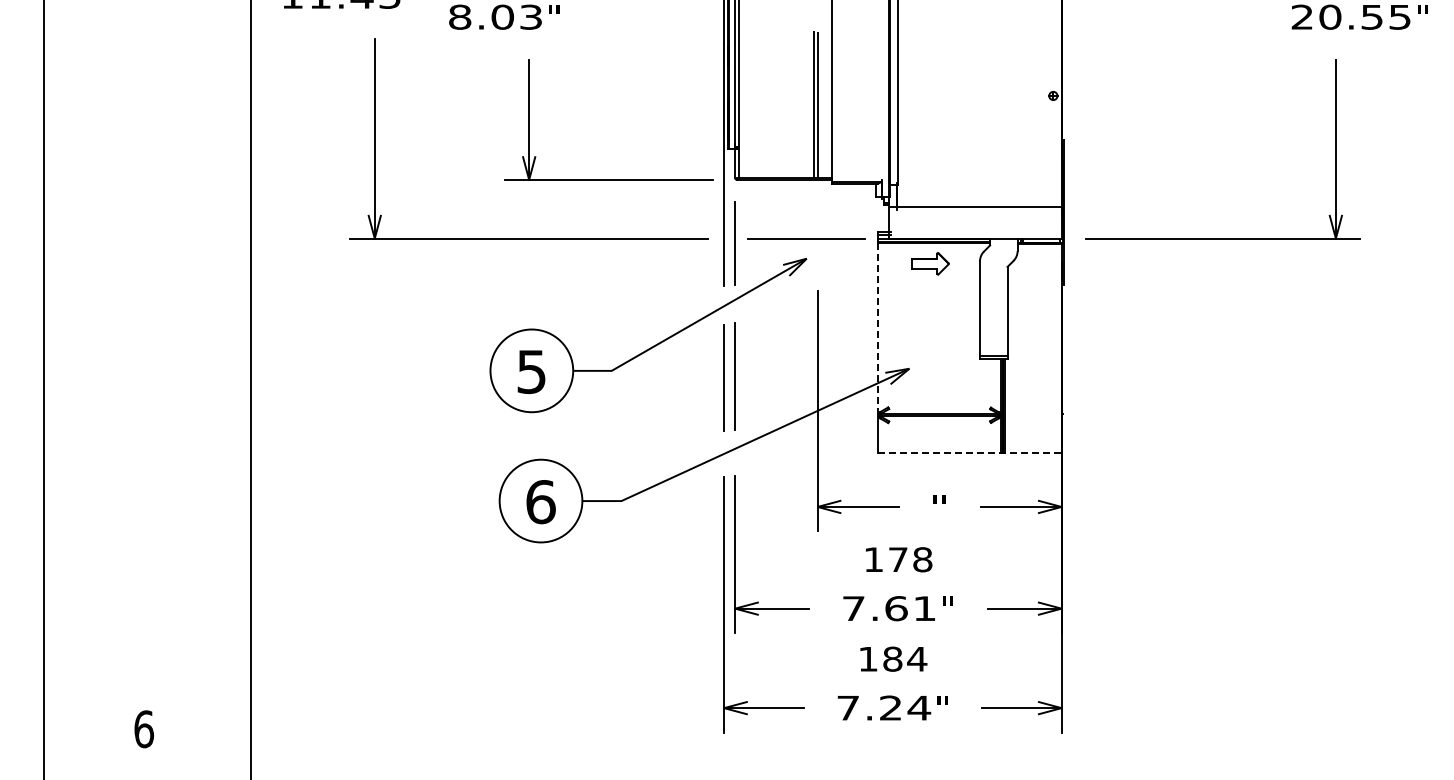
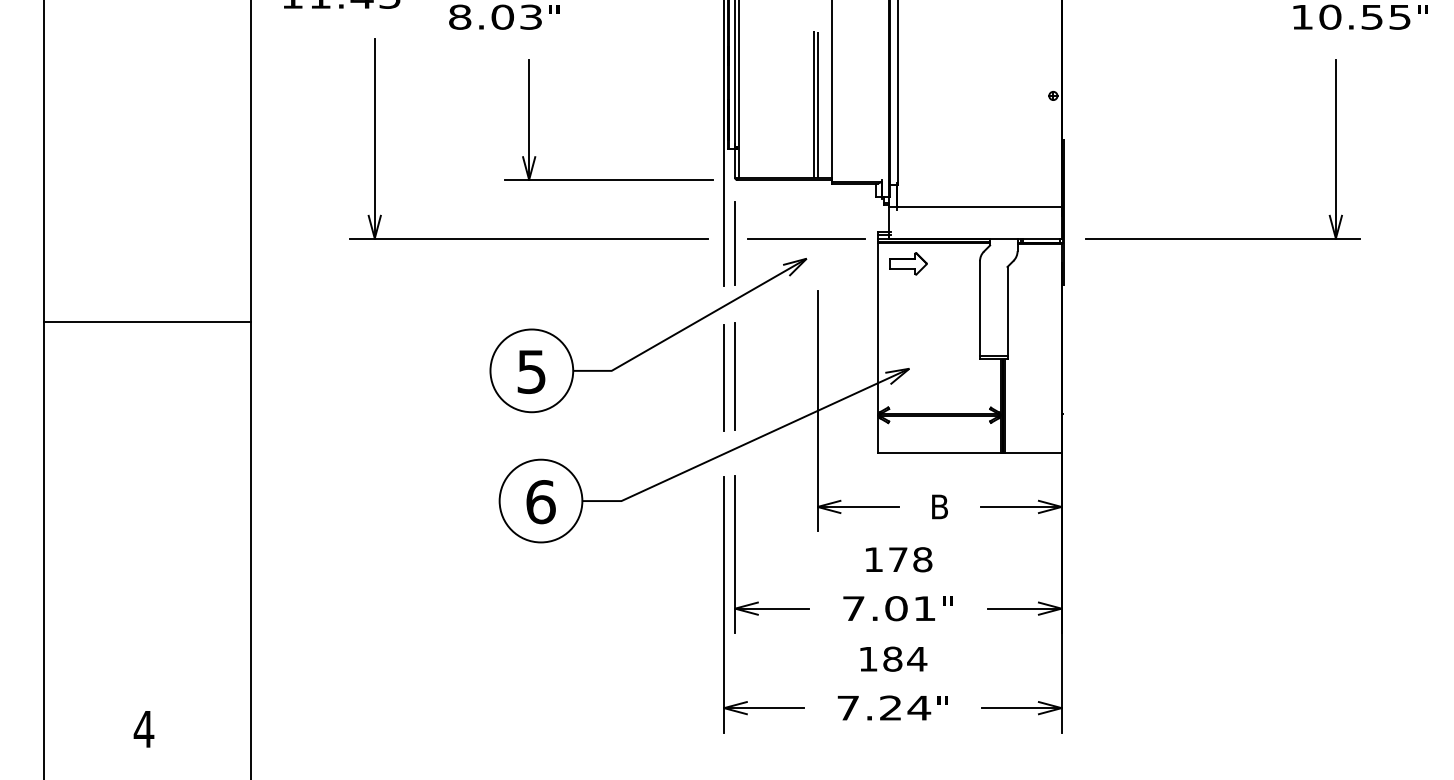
text: 20.55 -> 10.55 (1301, 16)
part position: (930, 263) -> (908, 263) (908, 263)
line: none -> present (147, 321)
line: dashed -> solid (878, 328)
line: dashed -> solid (970, 452)
text: " -> B (939, 506)
text: 7.61 -> 7.01 (896, 608)
text: 6 -> 4 (143, 729)
